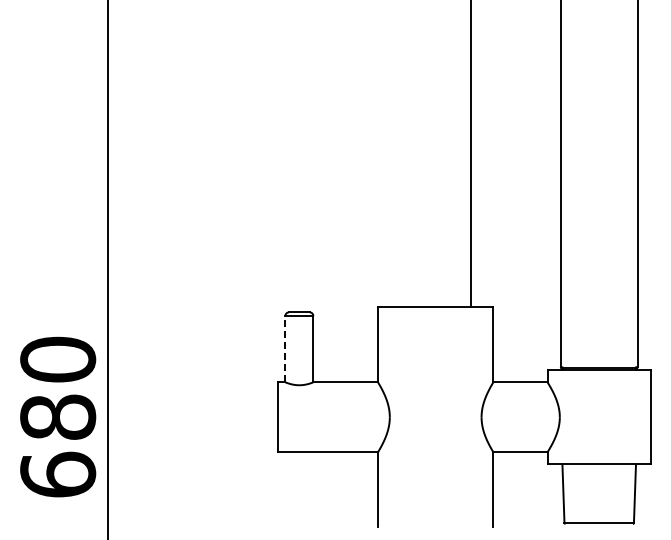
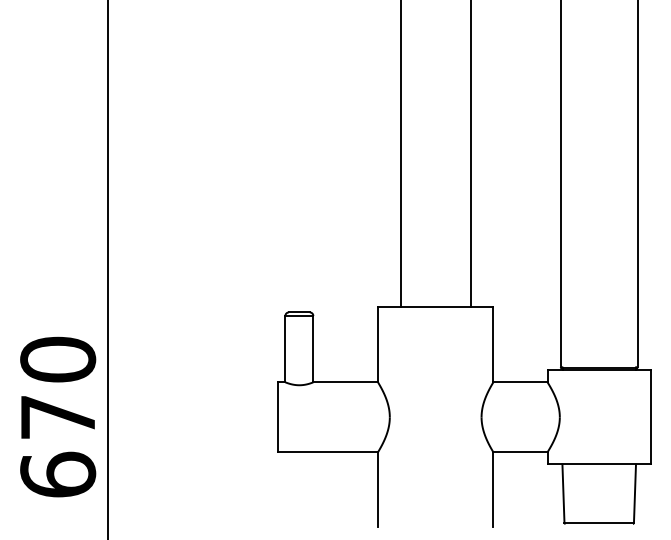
line: none -> present (400, 154)
line: dashed -> solid (285, 348)
text: 680 -> 670 (58, 416)
